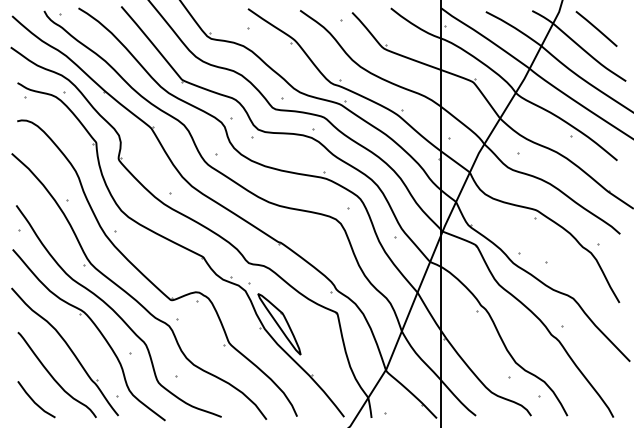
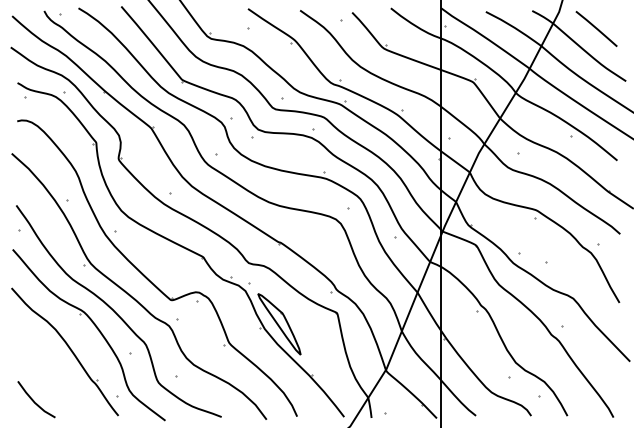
curve: present -> none (53, 376)
